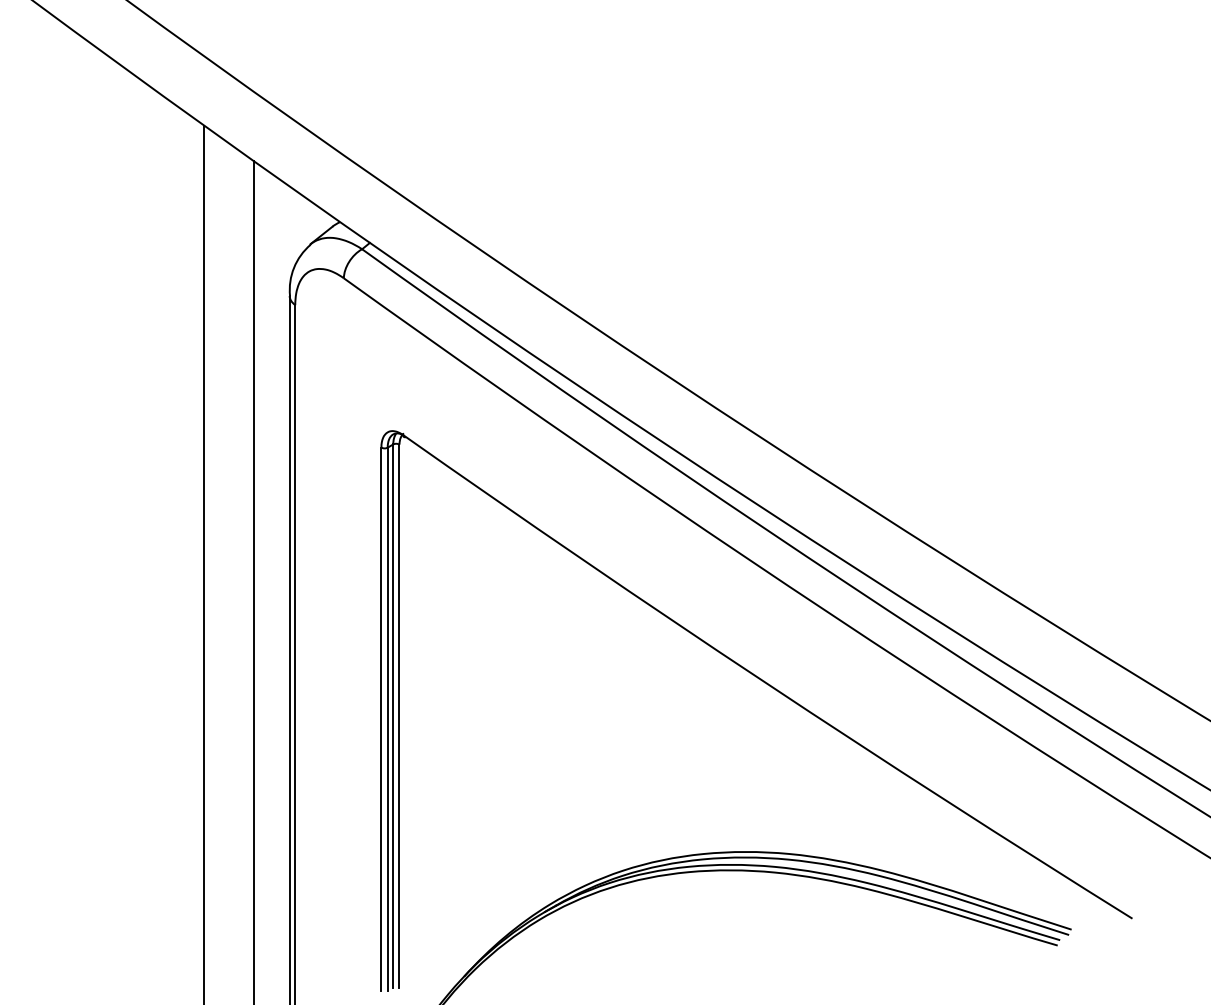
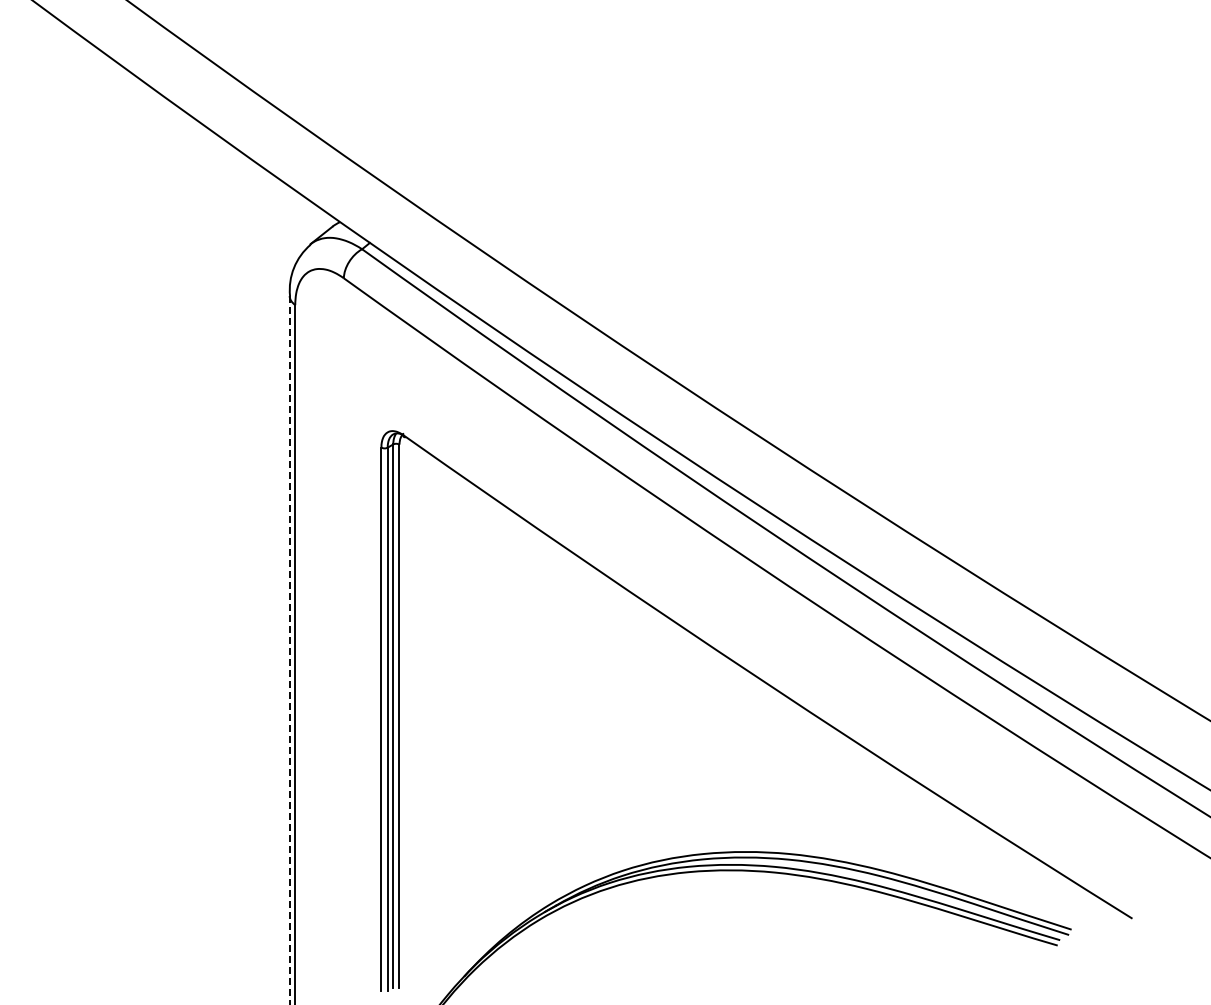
line: present -> none (204, 563)
line: present -> none (253, 581)
line: solid -> dashed (289, 650)
